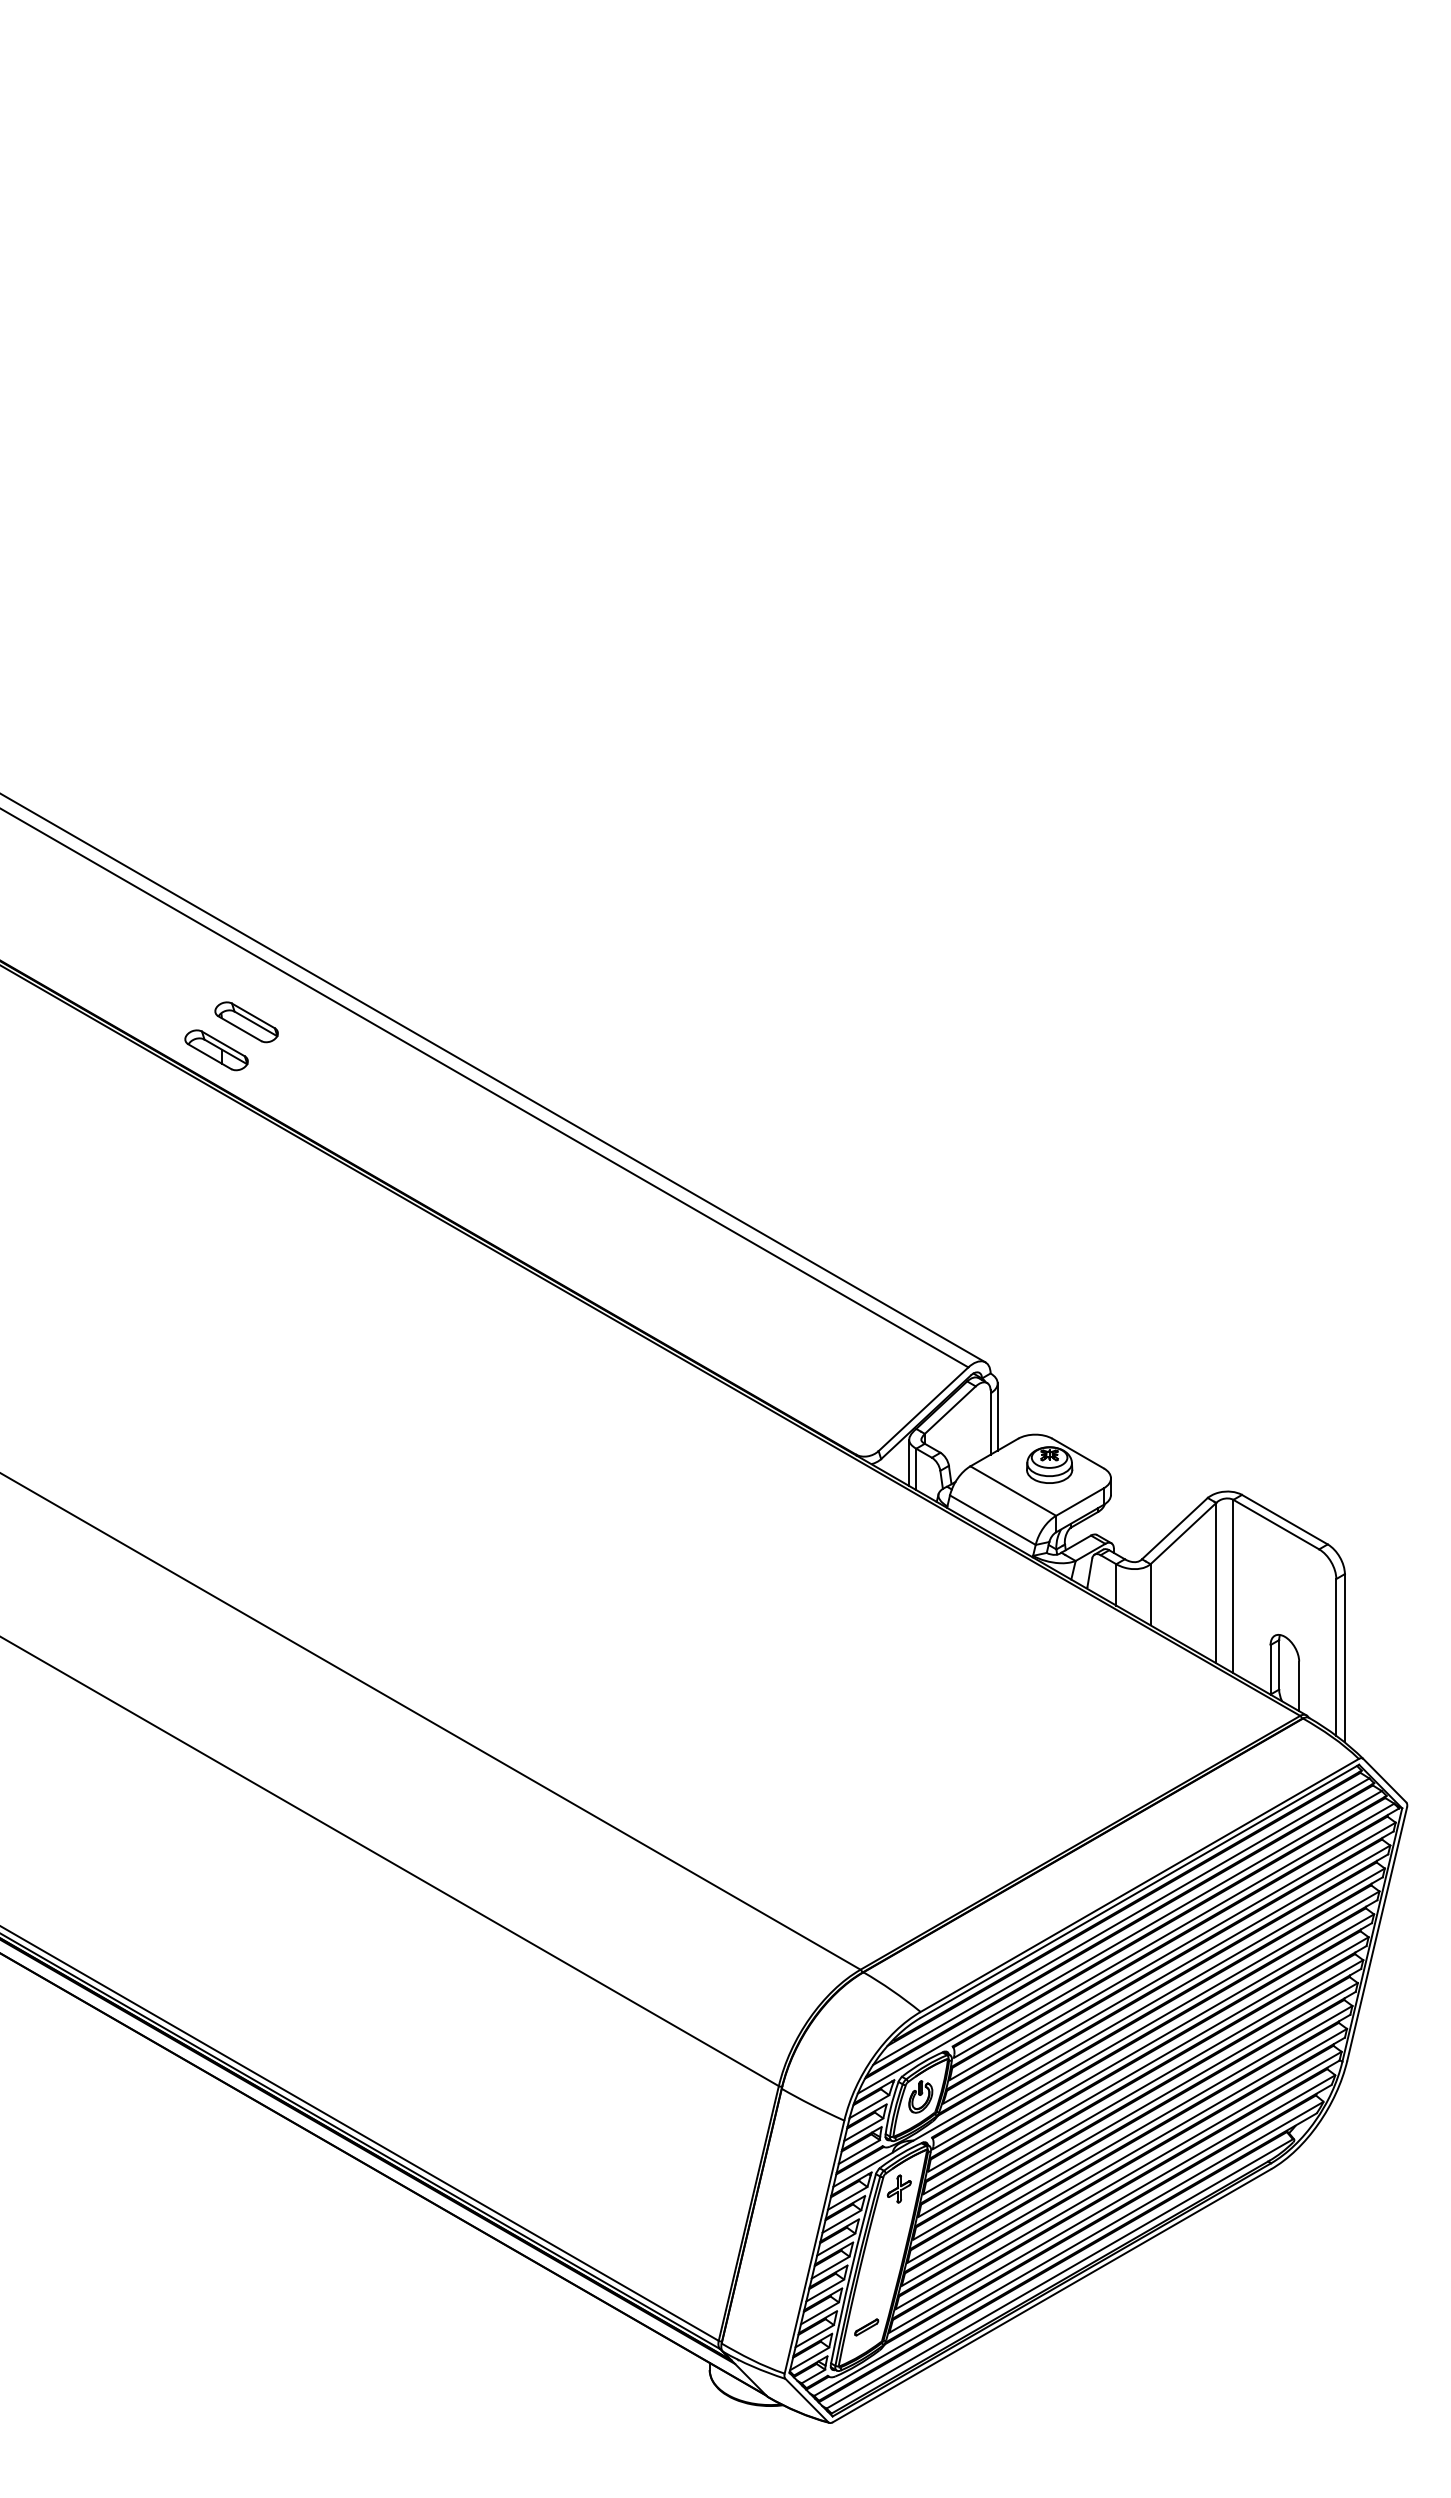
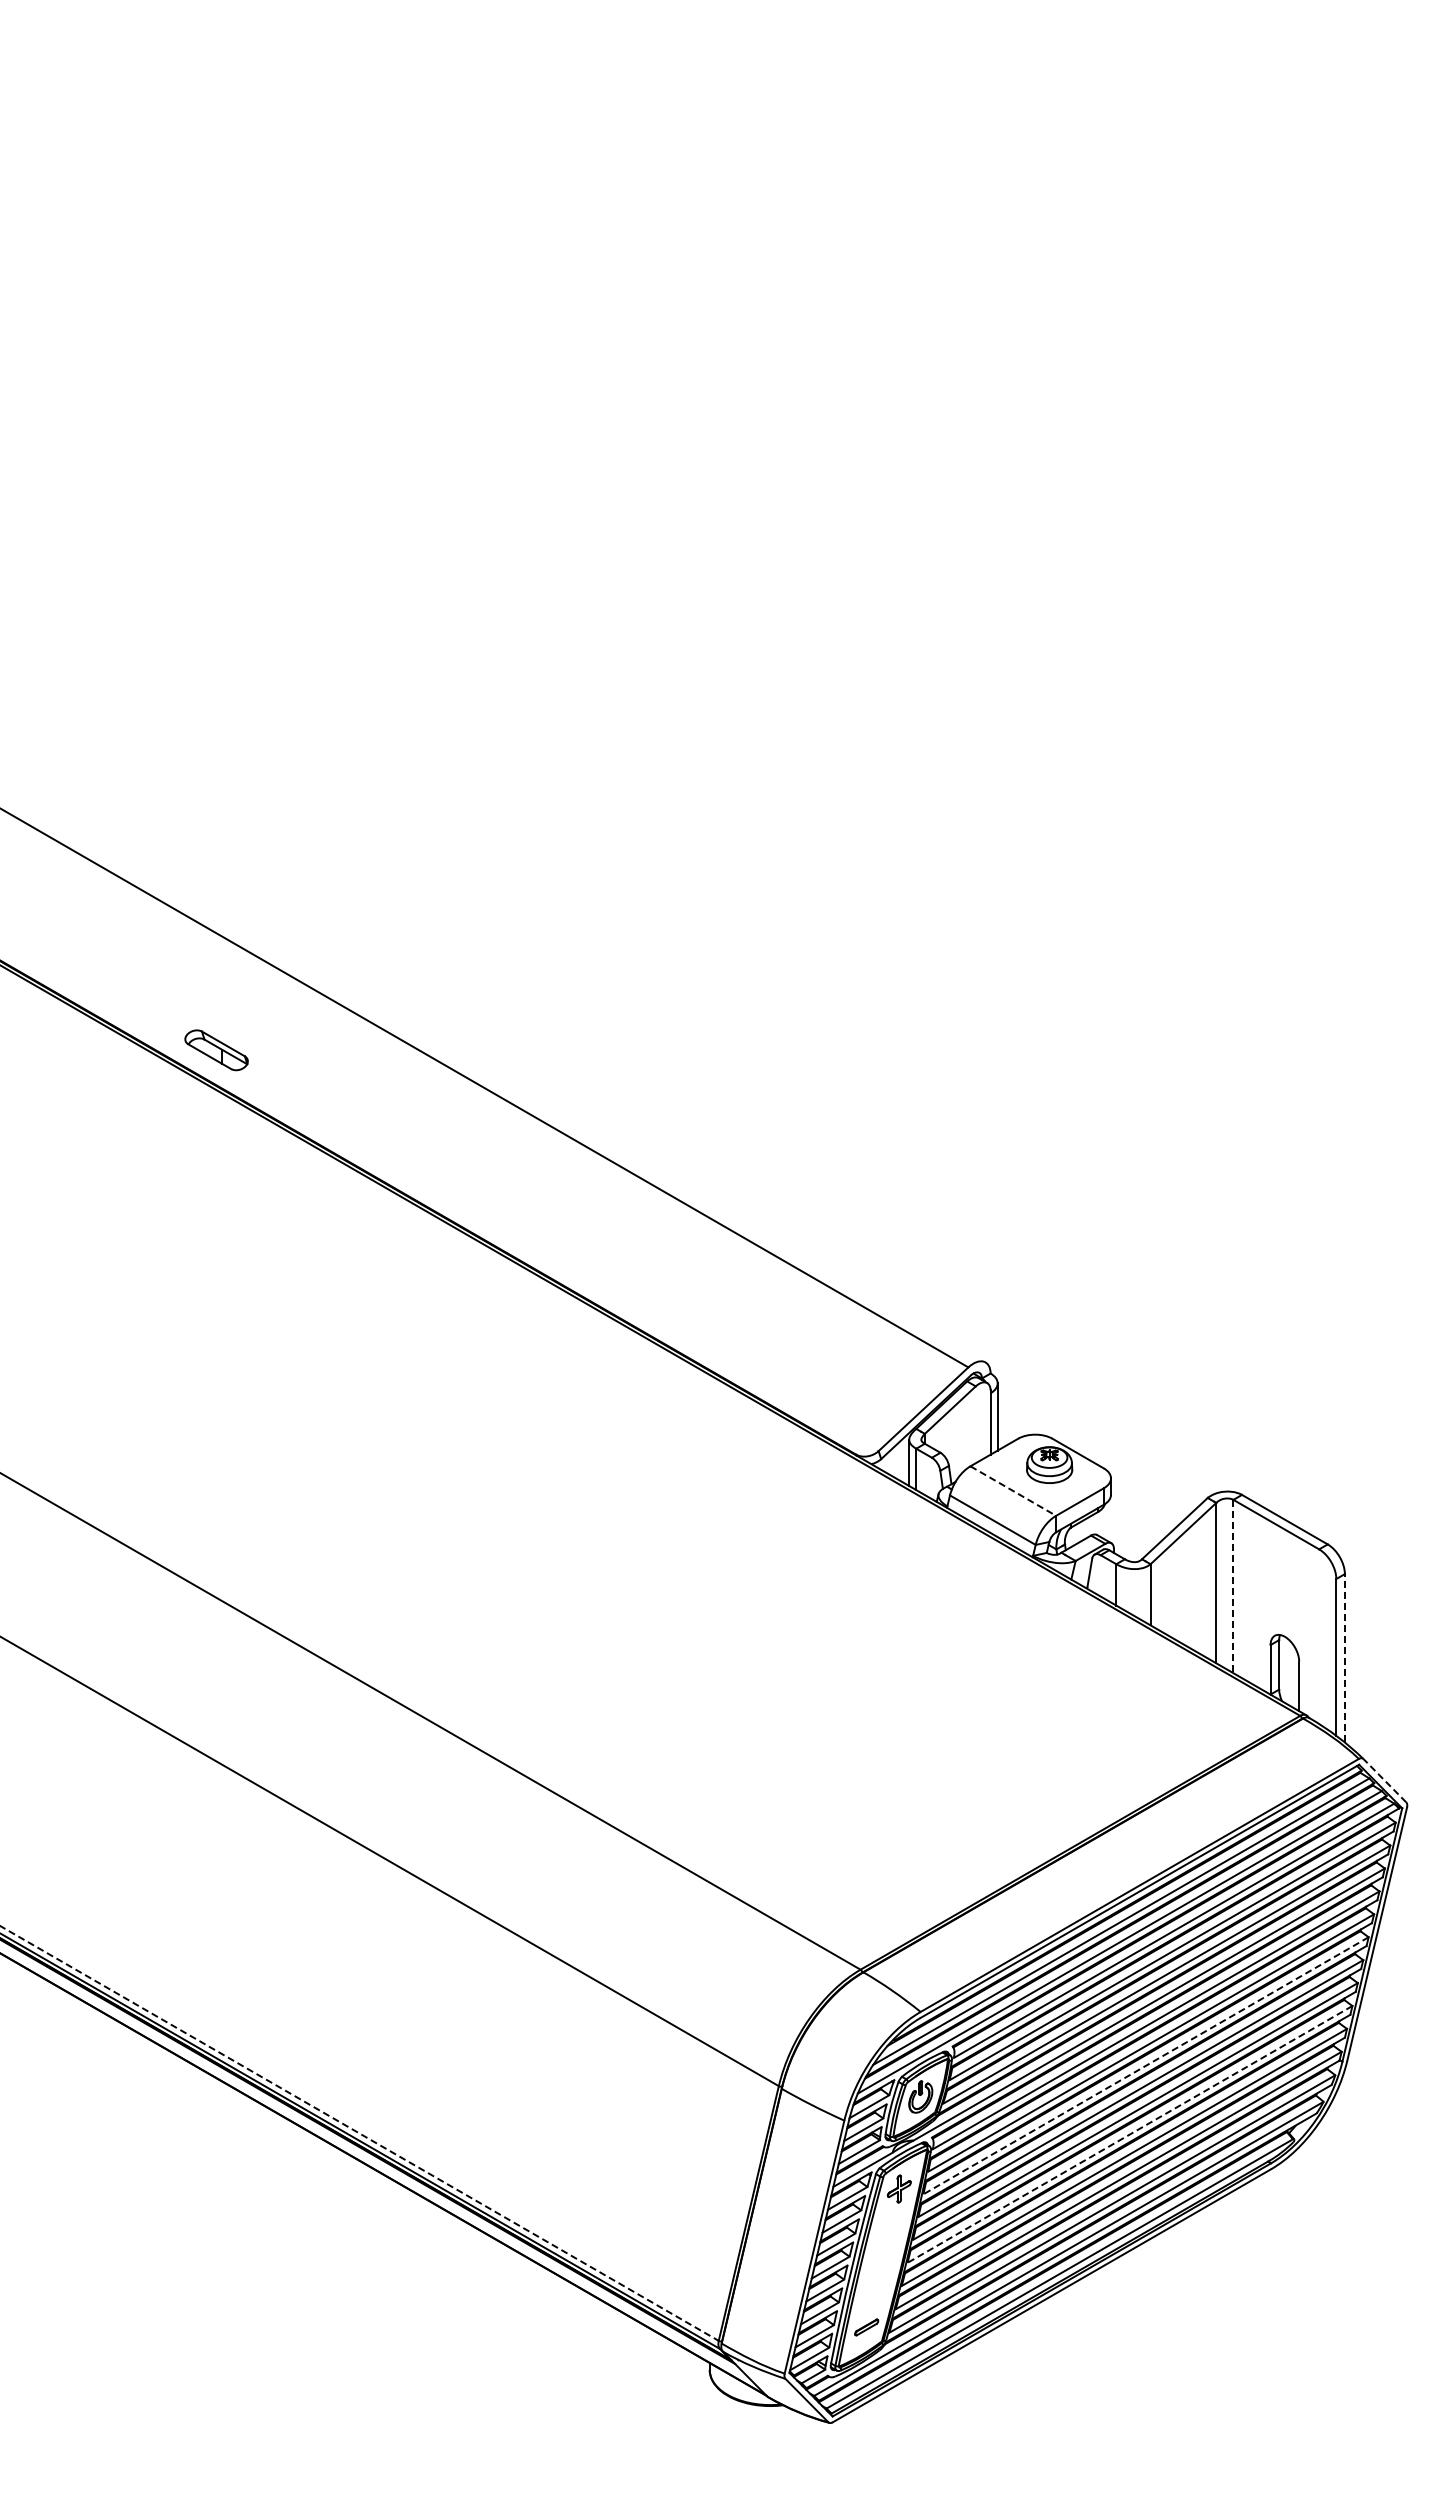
part: present -> none (246, 1022)
line: present -> none (493, 1078)
line: solid -> dashed (1013, 1491)
line: solid -> dashed (1233, 1586)
line: solid -> dashed (1344, 1657)
line: solid -> dashed (1384, 1780)
line: solid -> dashed (1145, 2066)
line: solid -> dashed (359, 2133)
line: solid -> dashed (1129, 2134)
